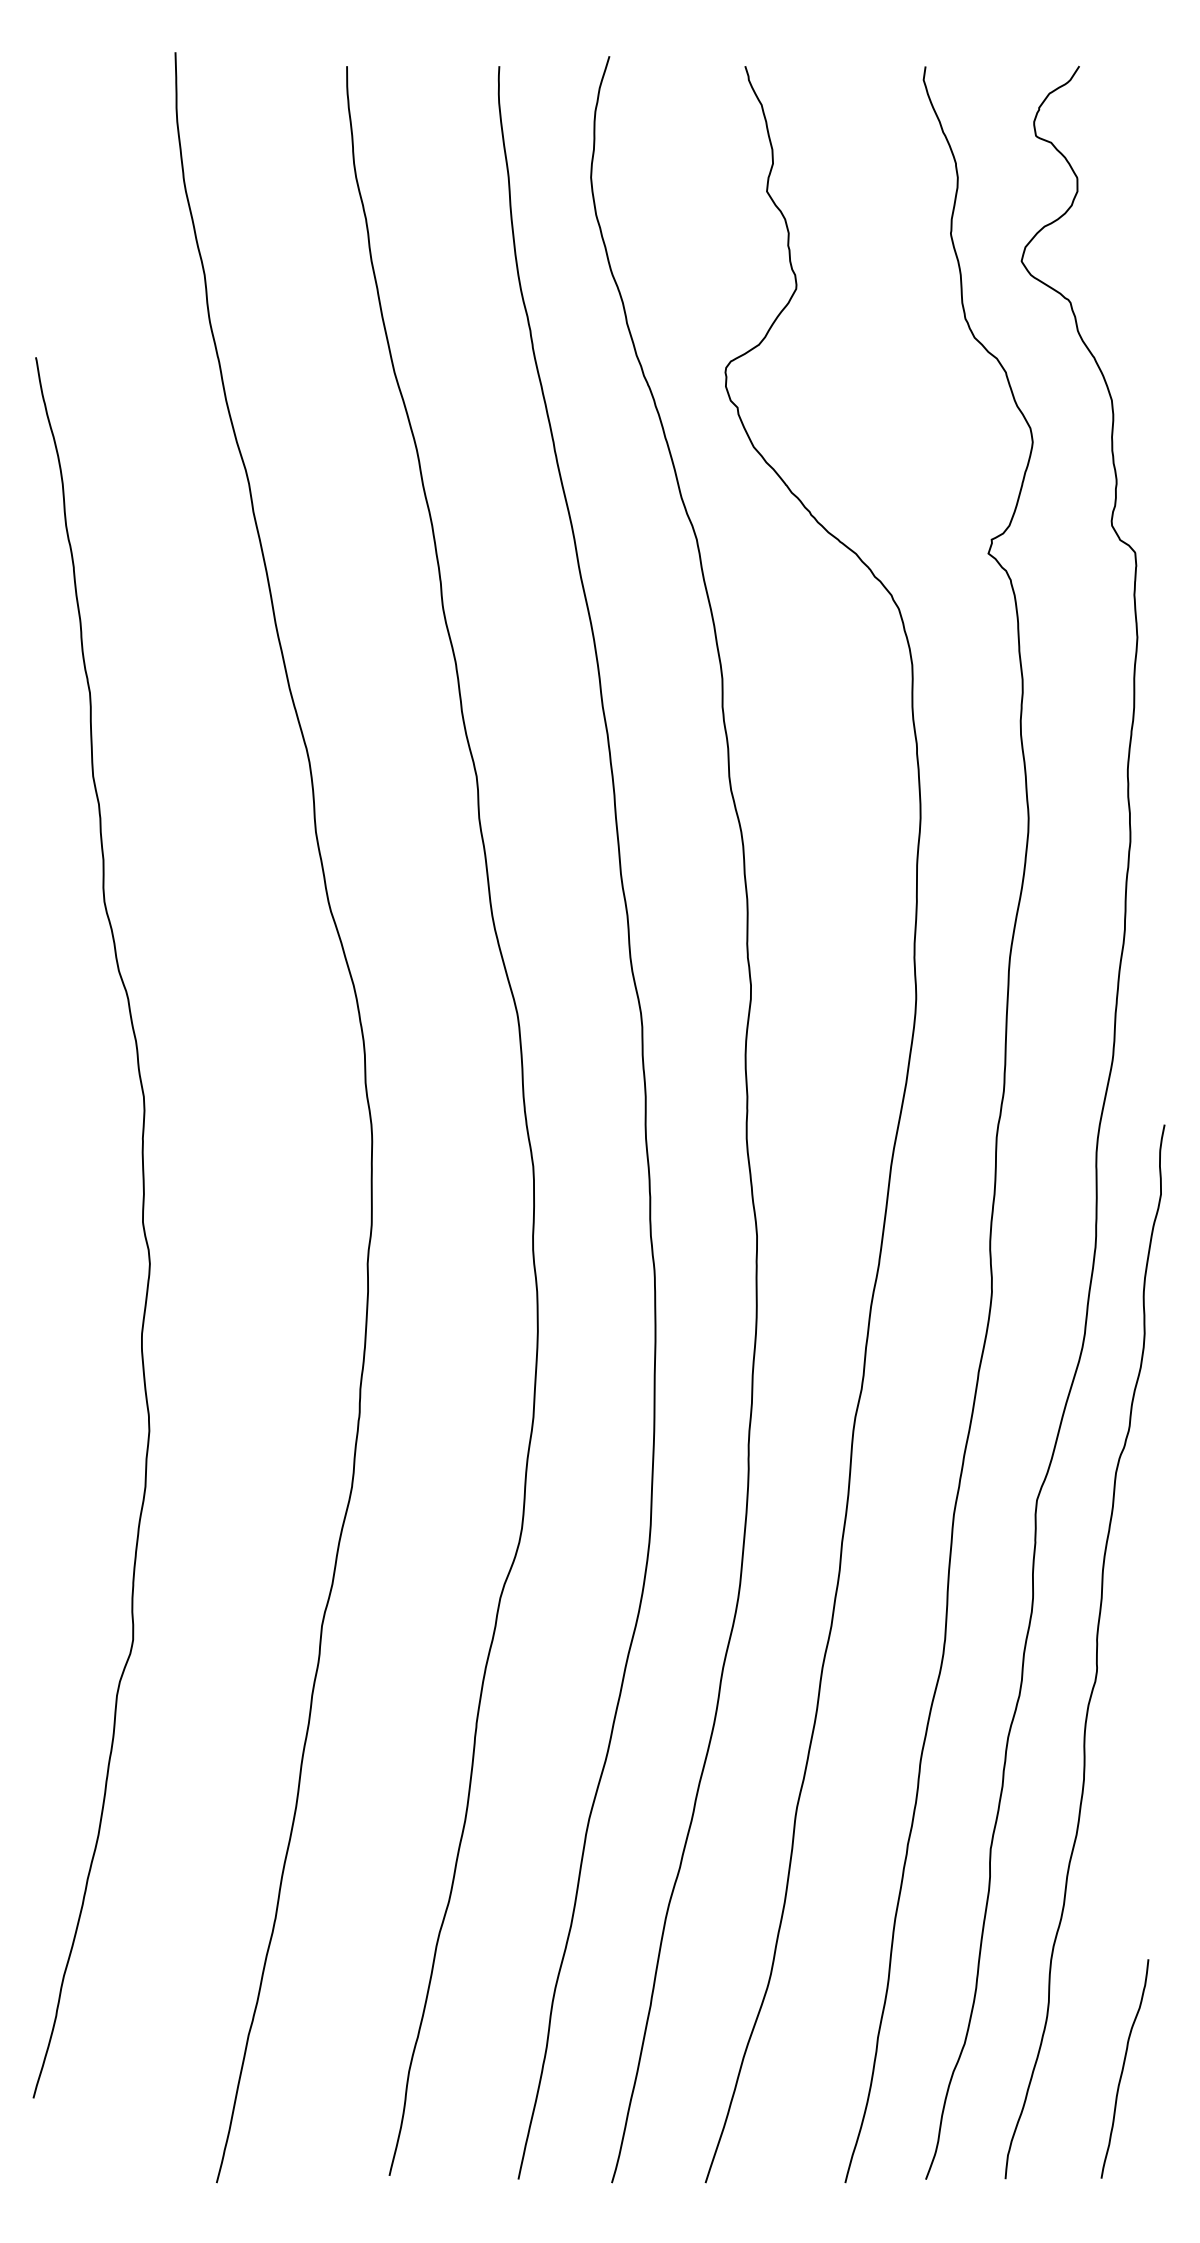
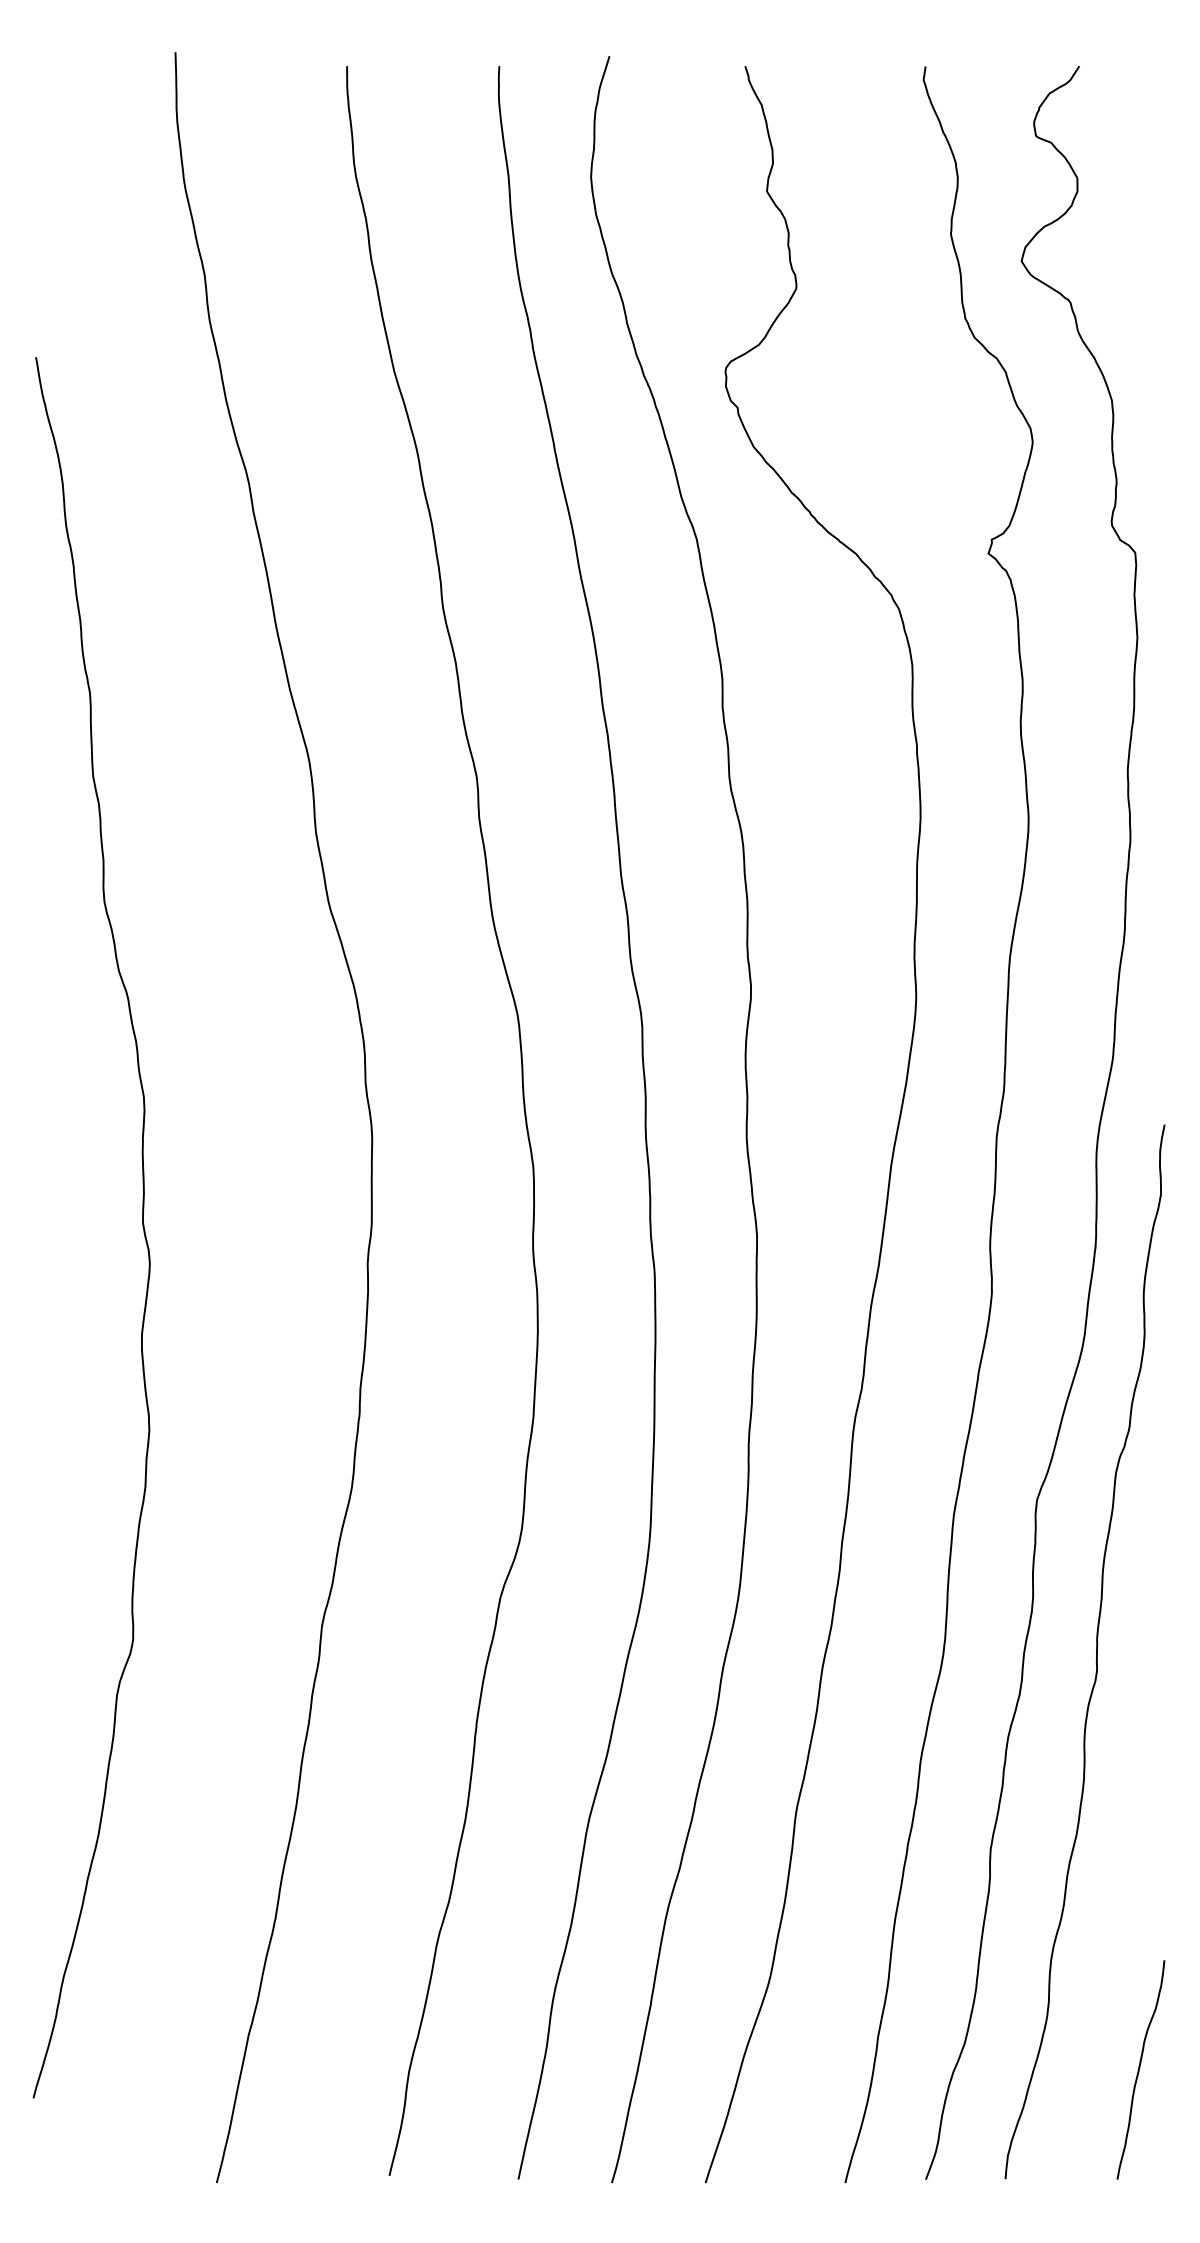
curve position: (1124, 2067) -> (1140, 2068) (1140, 2068)
